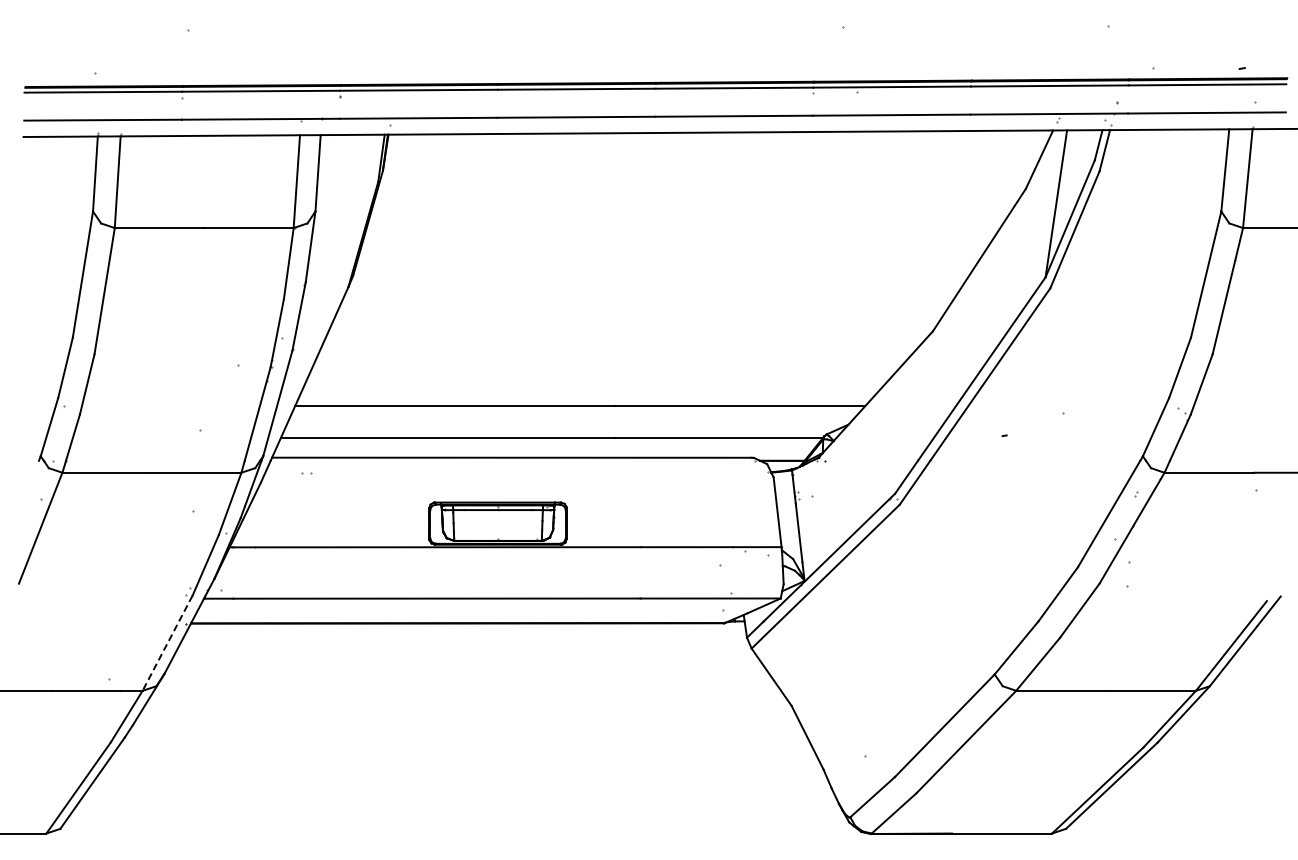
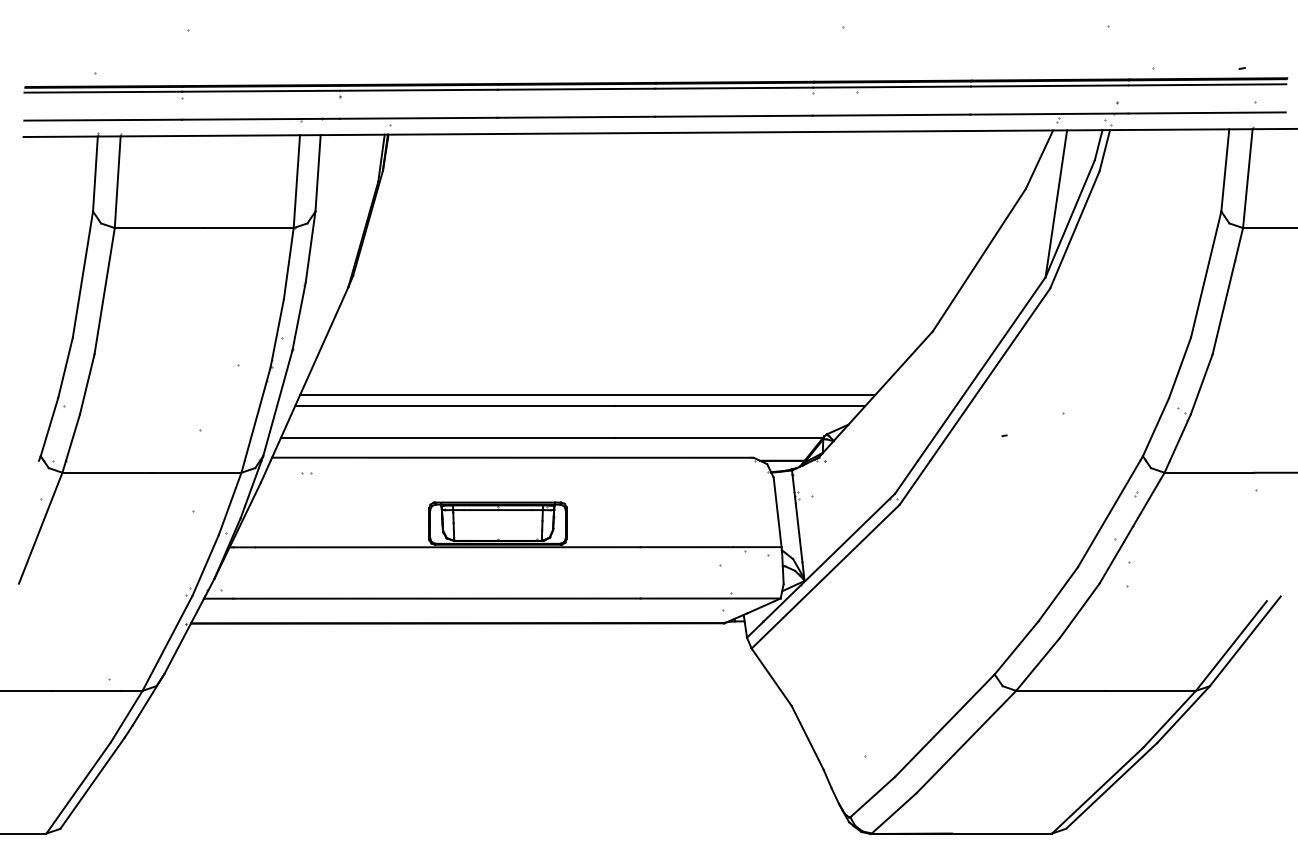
line: none -> present (587, 395)
line: dashed -> solid (167, 643)
